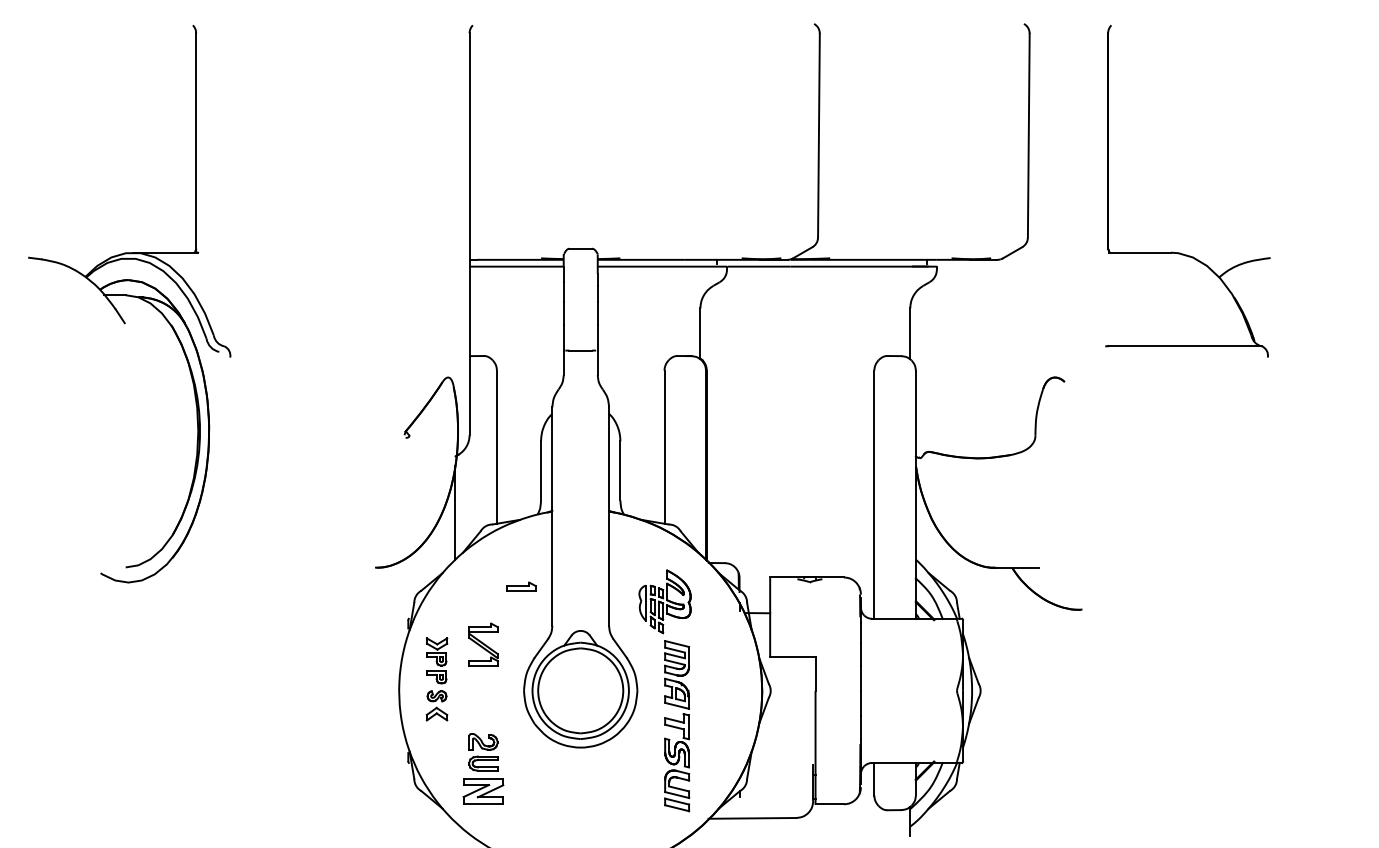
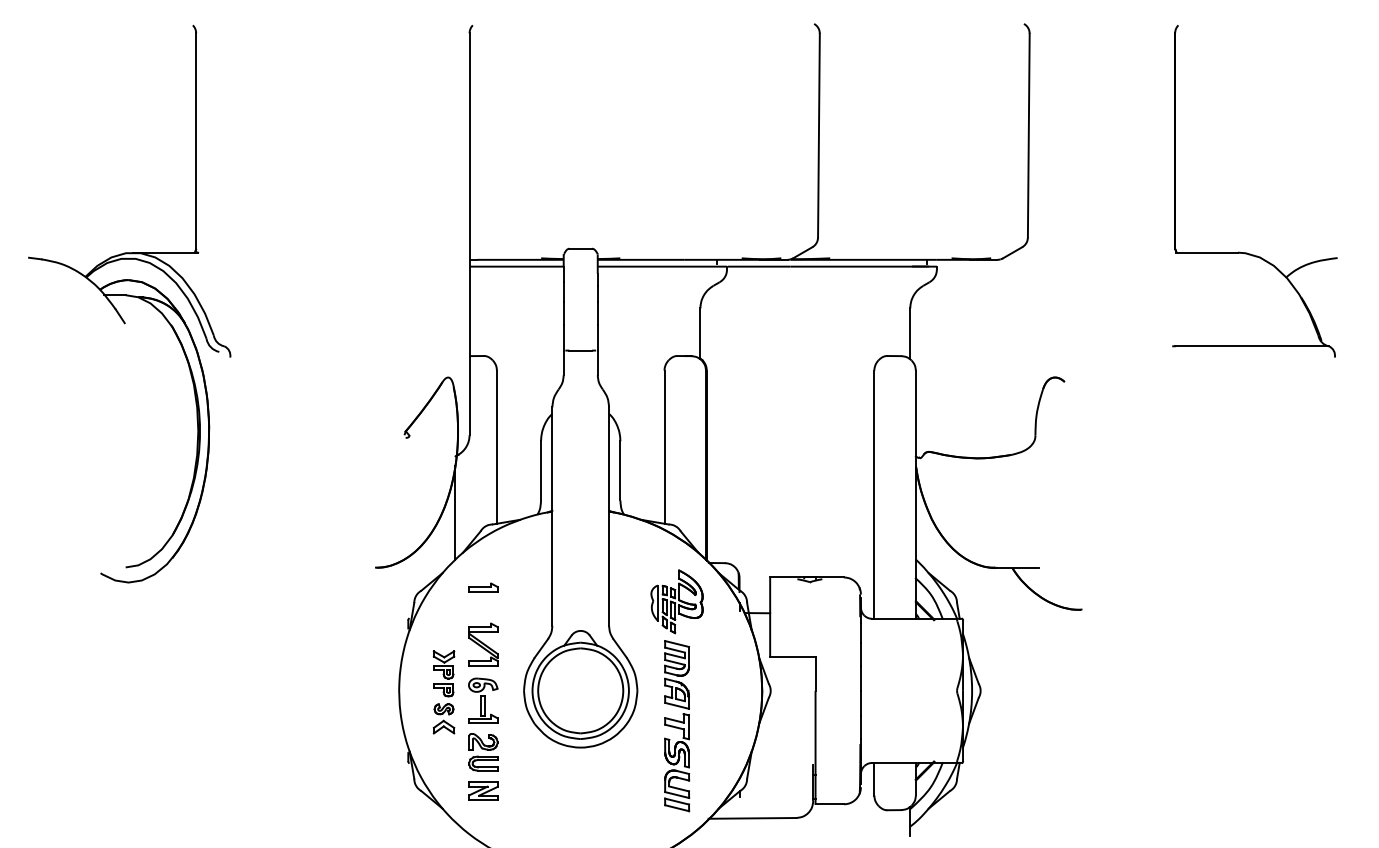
part position: (1180, 252) -> (1247, 252) (1247, 252)
part position: (521, 586) -> (483, 587) (483, 587)
part position: (664, 601) -> (676, 601) (676, 601)
part position: (436, 679) -> (443, 692) (443, 692)
part: none -> present (483, 700)
part size: 43x27 px -> 31x20 px (483, 790)
